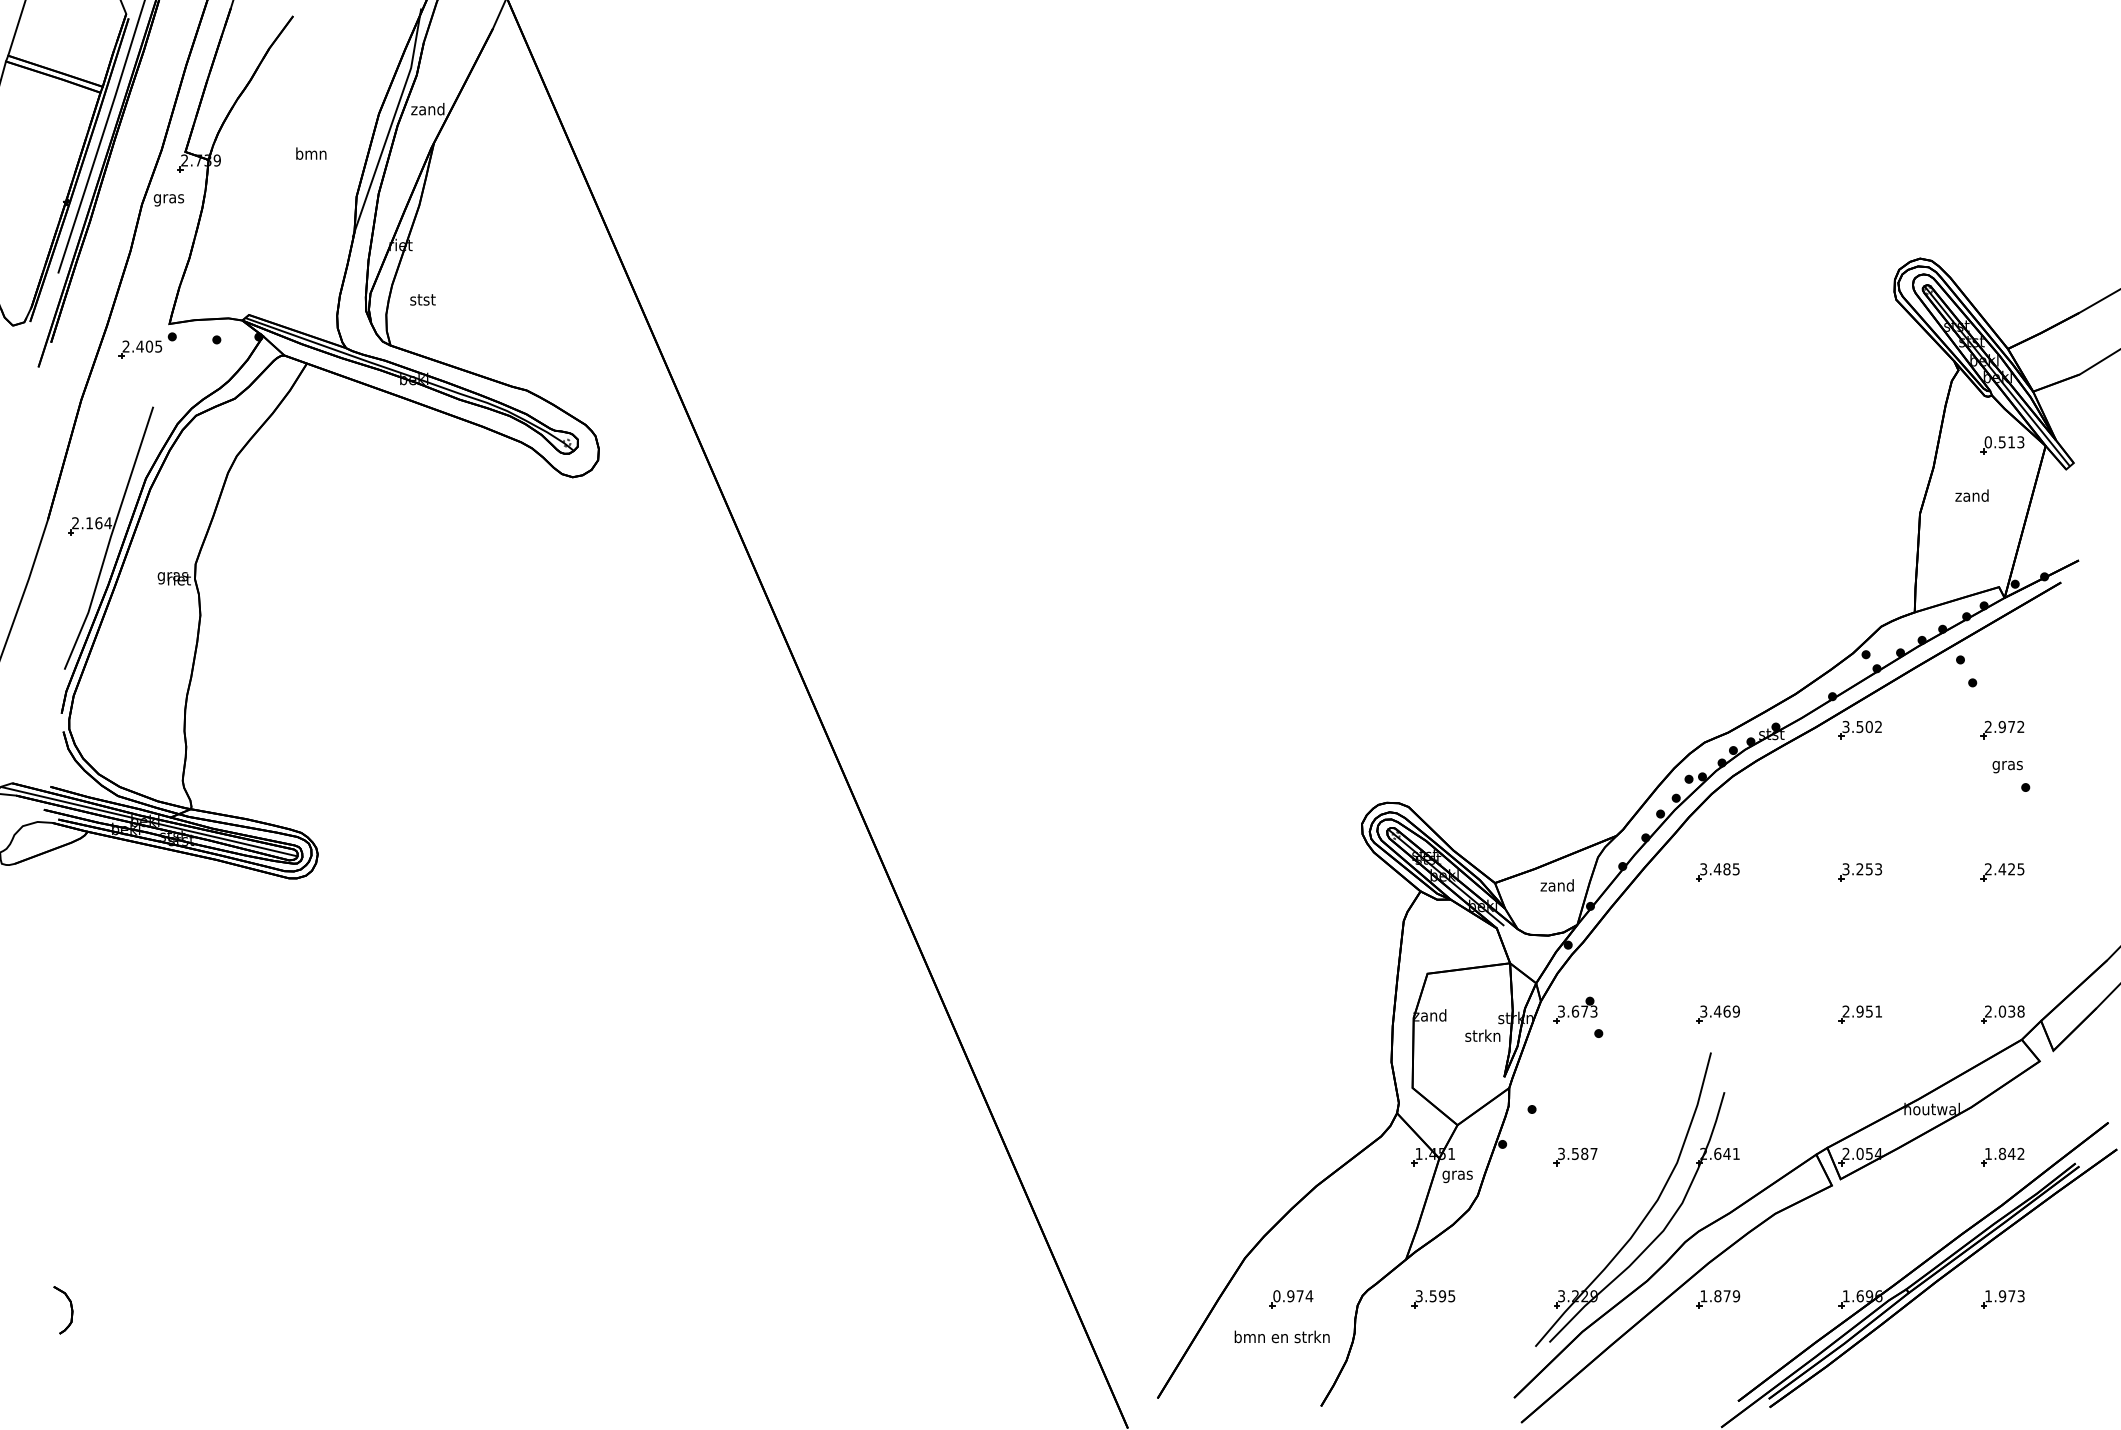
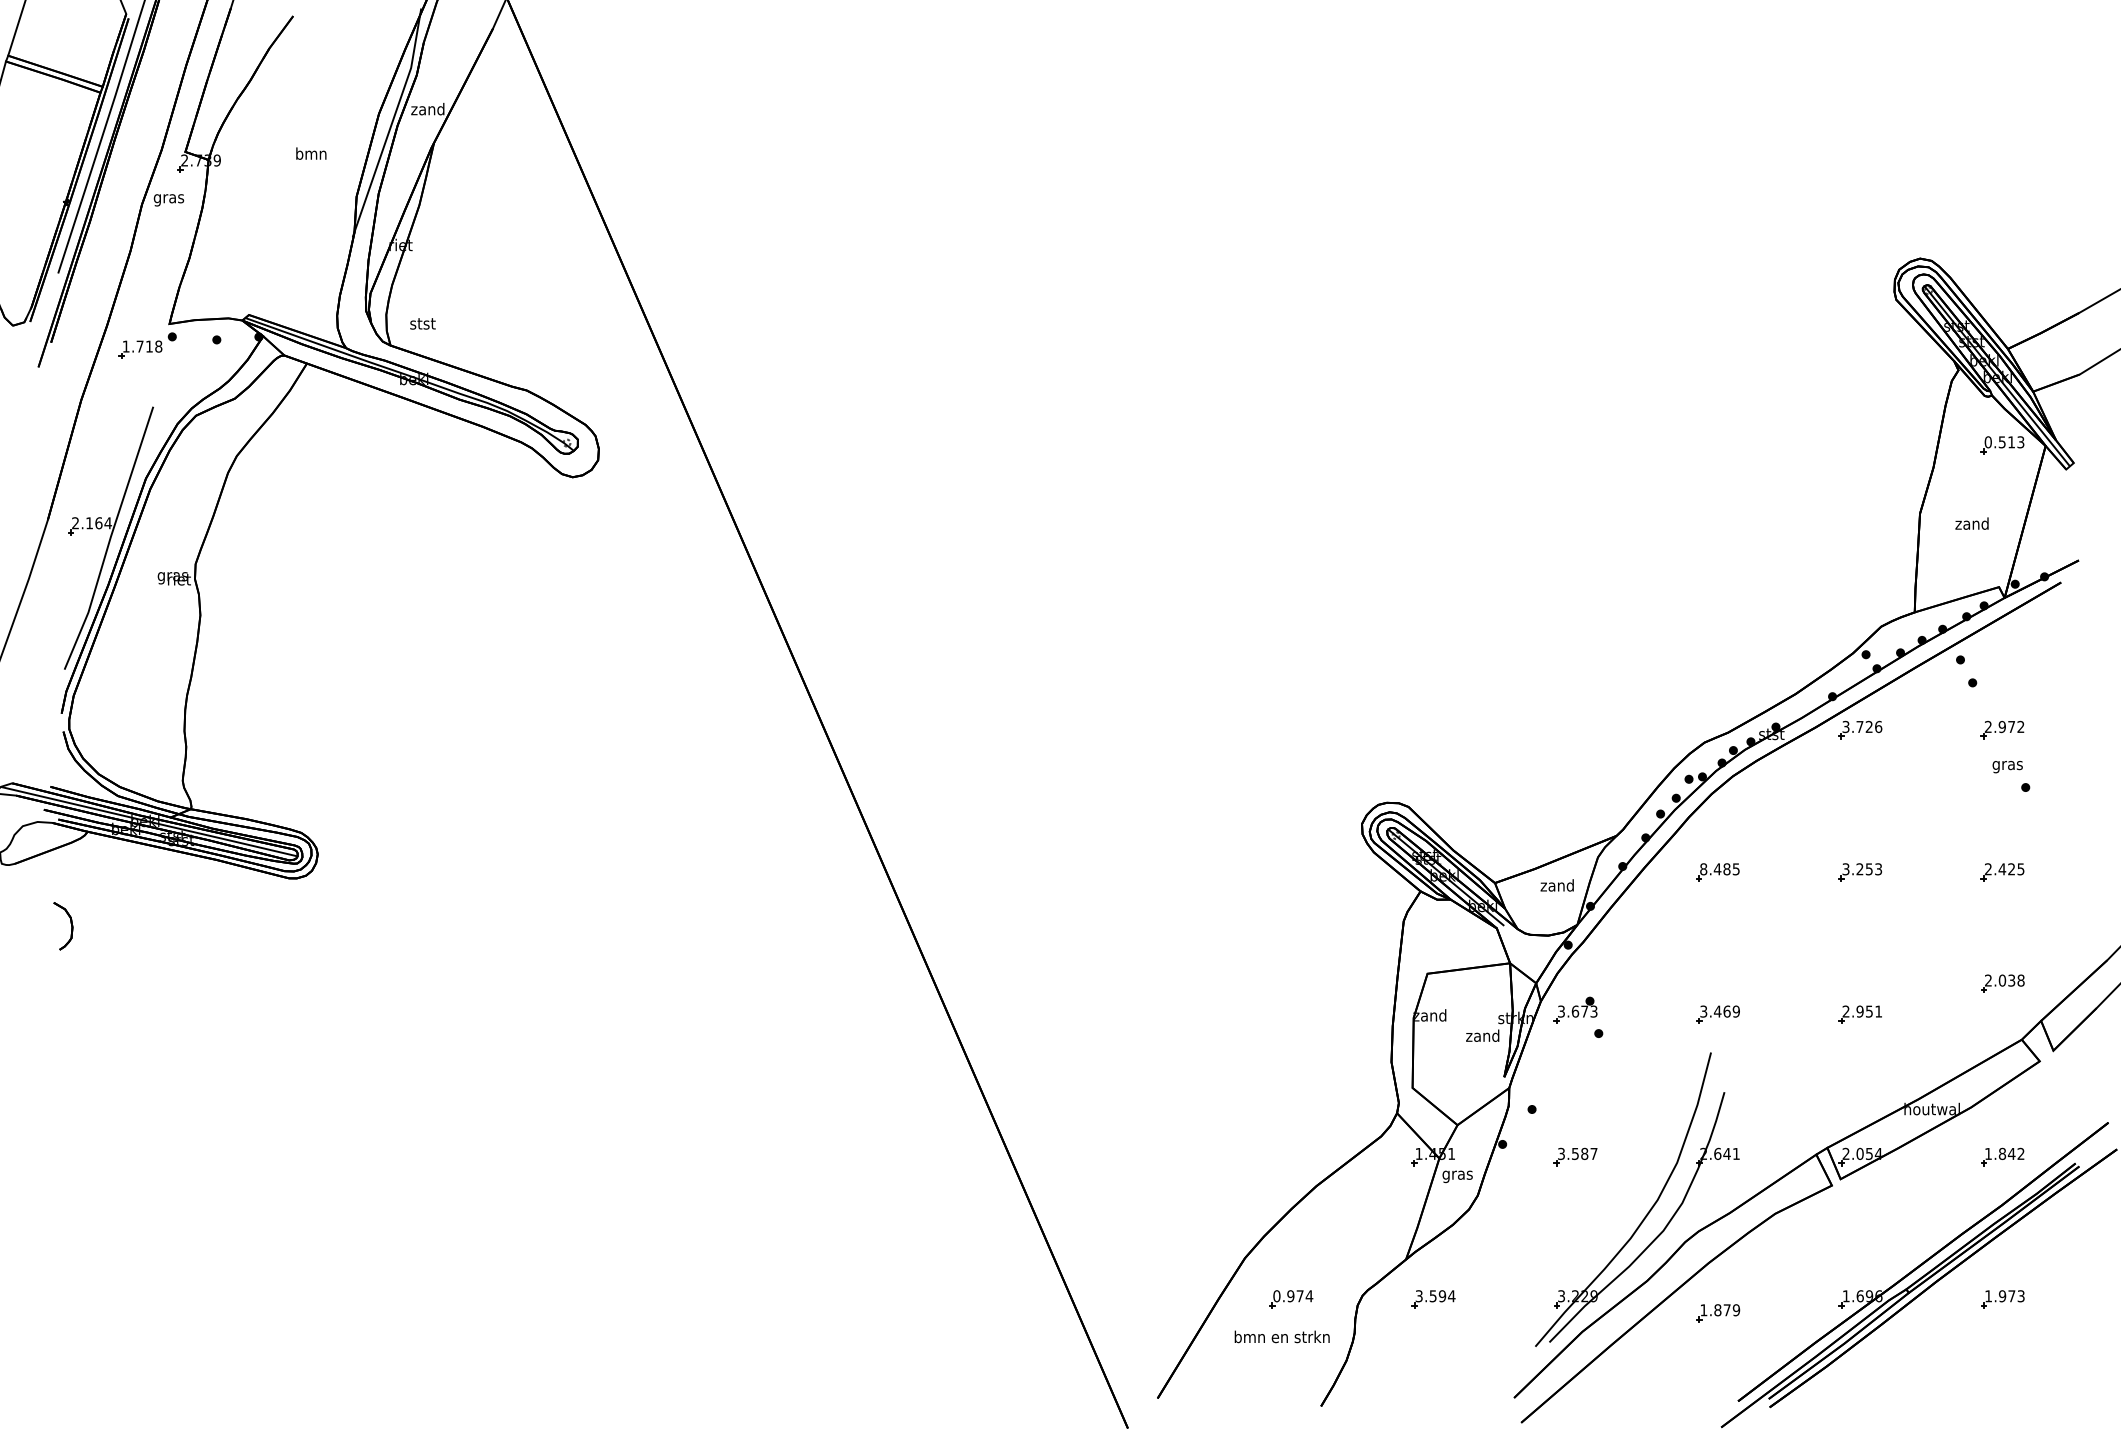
text position: (422, 299) -> (422, 323) (422, 323)
text: 2.405 -> 1.718 (142, 346)
text position: (1971, 495) -> (1971, 523) (1971, 523)
text: 3.502 -> 3.726 (1869, 726)
text: 3.485 -> 8.485 (1703, 869)
part position: (2002, 1014) -> (2002, 983) (2002, 983)
text: strkn -> zand (1482, 1035)
text: 3.595 -> 3.594 (1451, 1296)
part position: (1718, 1299) -> (1718, 1313) (1718, 1313)
part position: (70, 1307) -> (70, 923) (70, 923)
